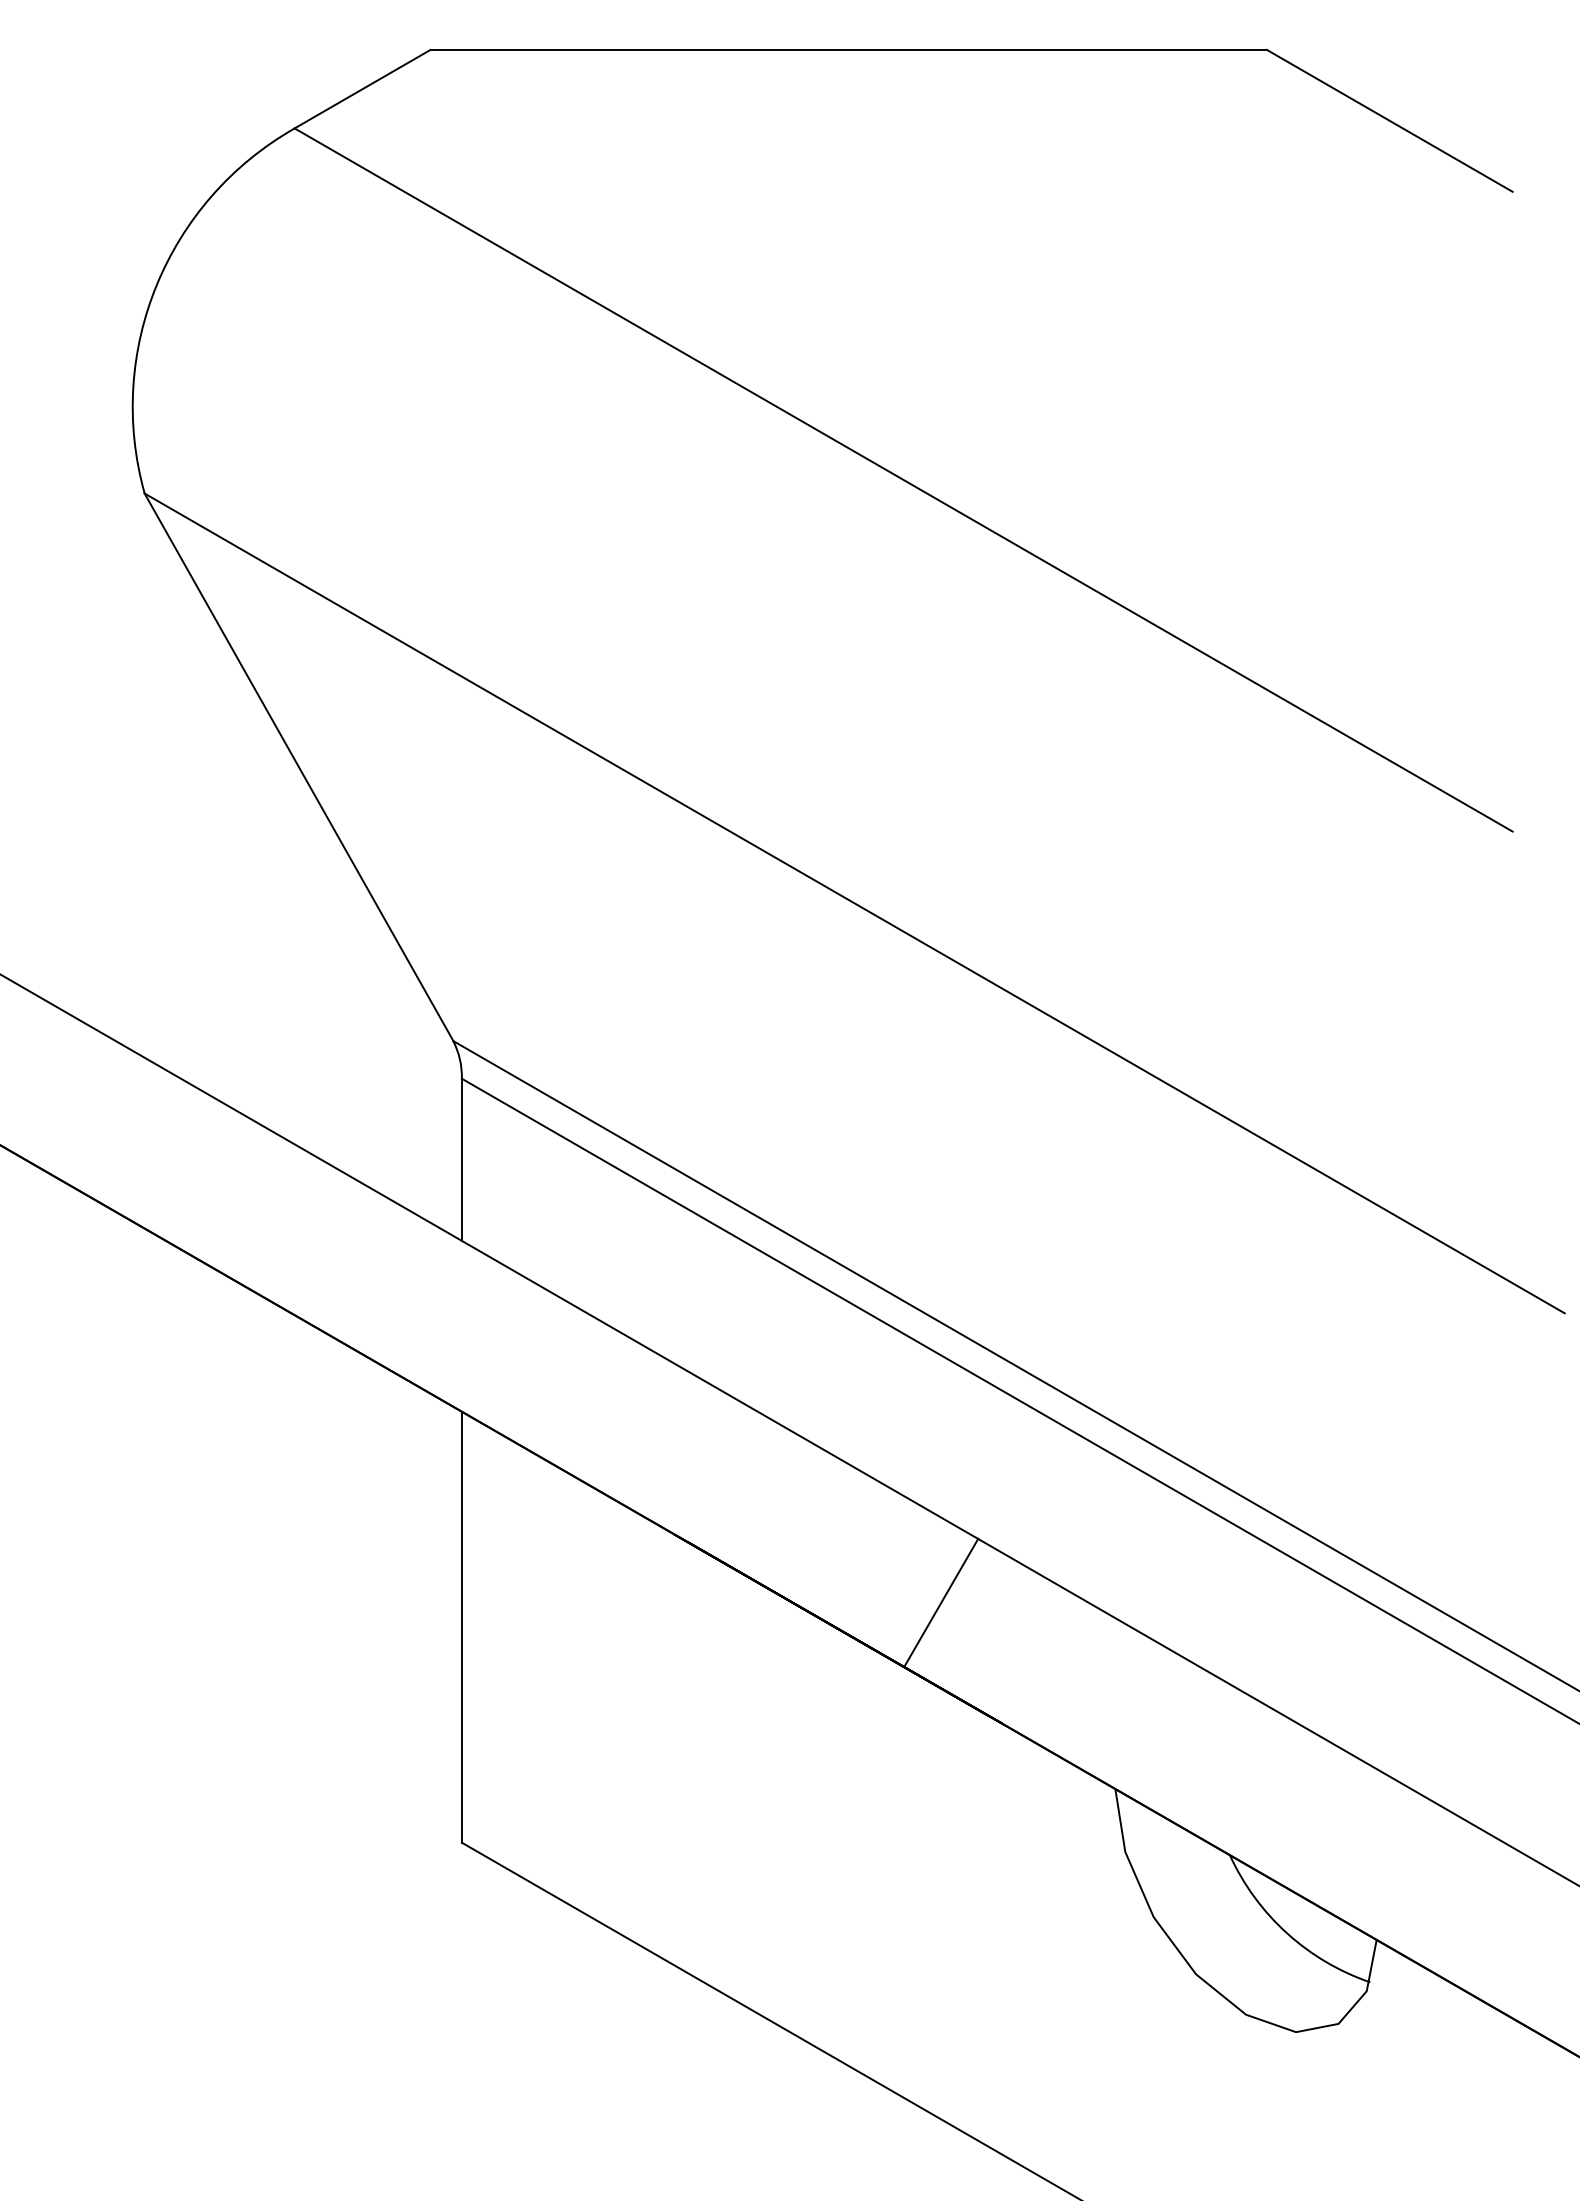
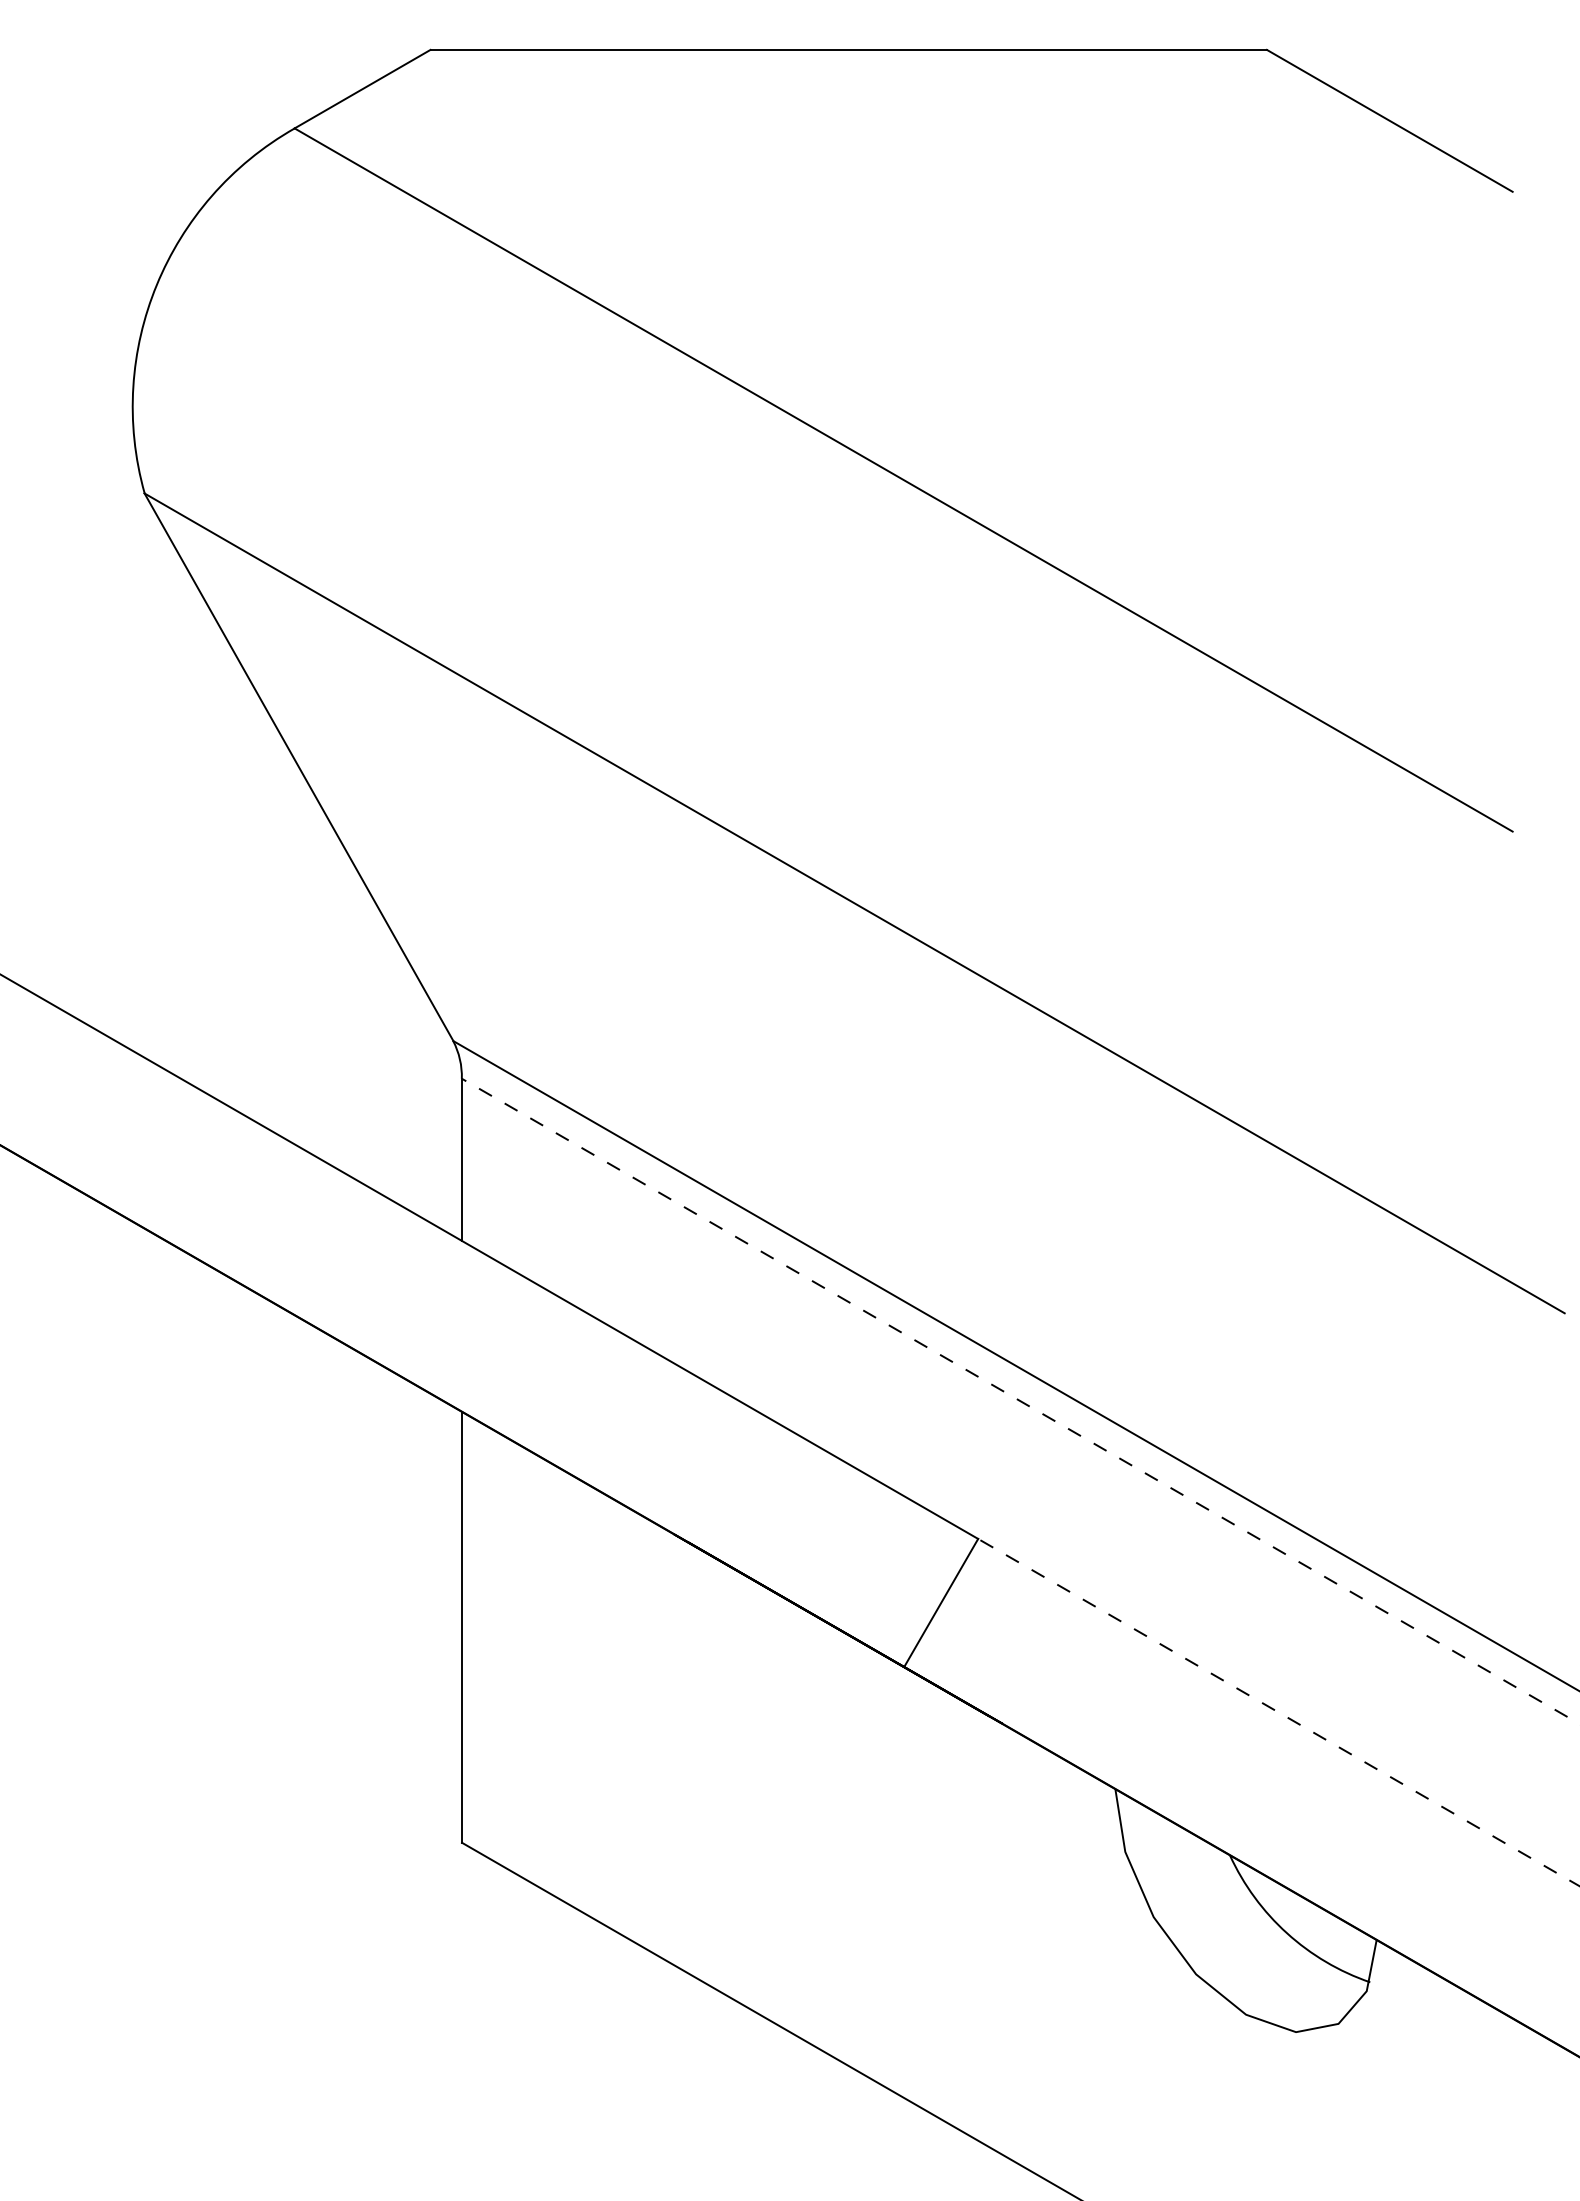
line: solid -> dashed (1020, 1401)
line: solid -> dashed (1278, 1712)
